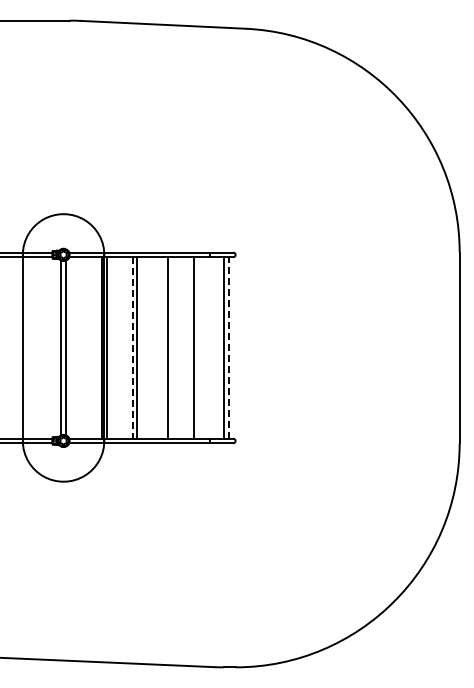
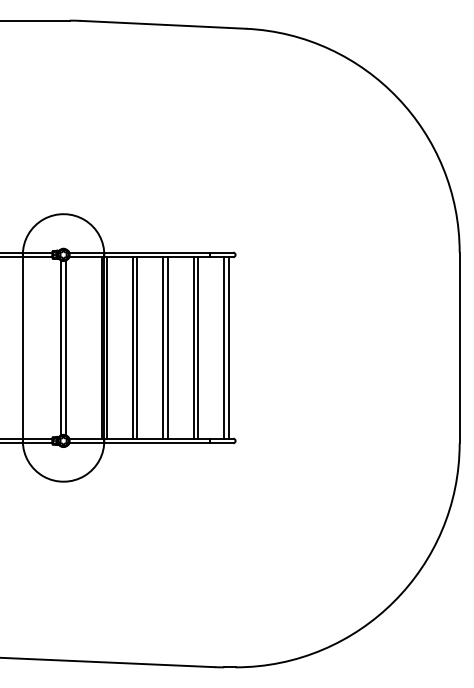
line: dashed -> solid (132, 347)
line: none -> present (163, 347)
line: none -> present (198, 347)
line: dashed -> solid (228, 347)
